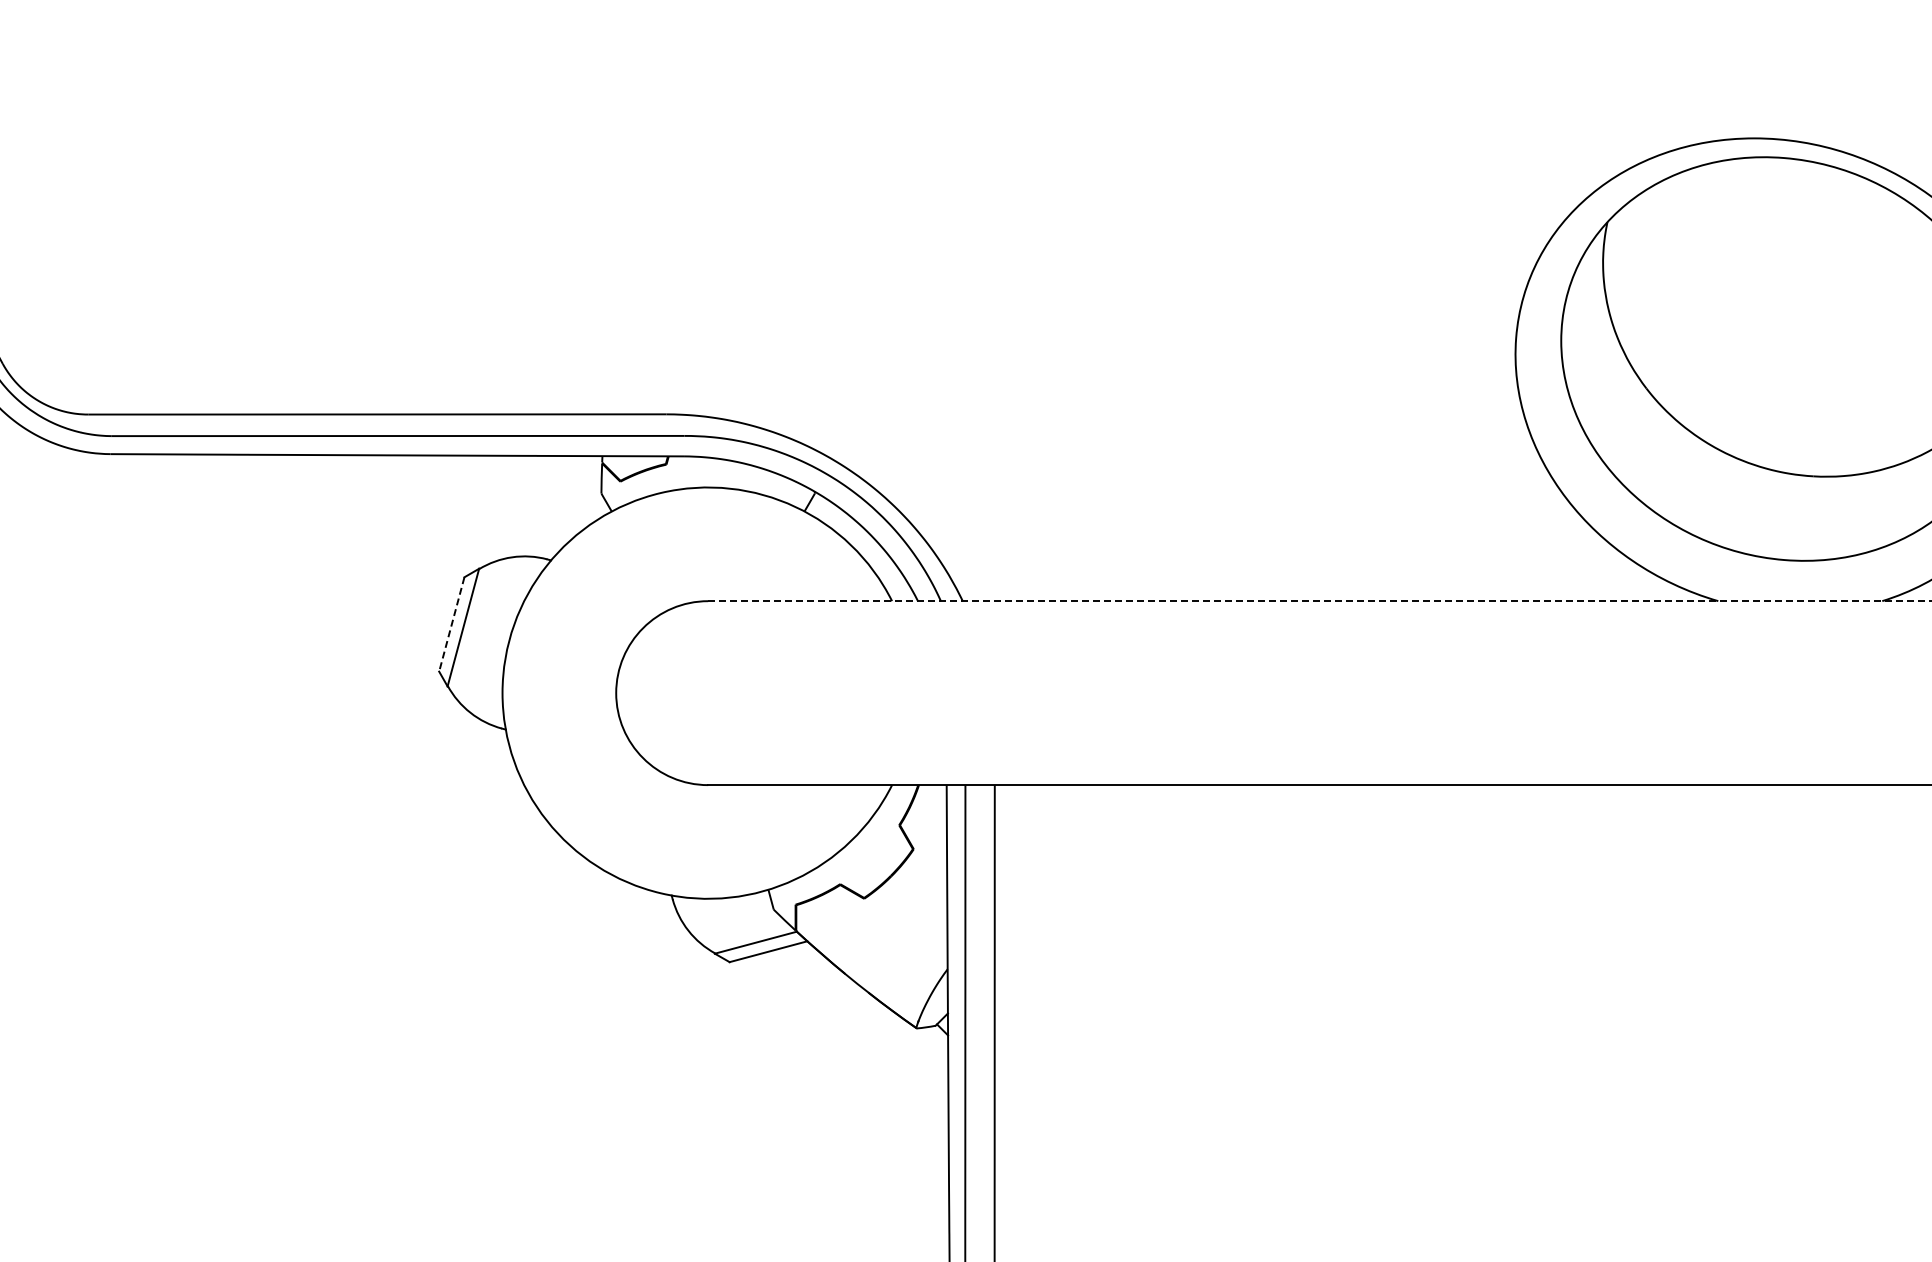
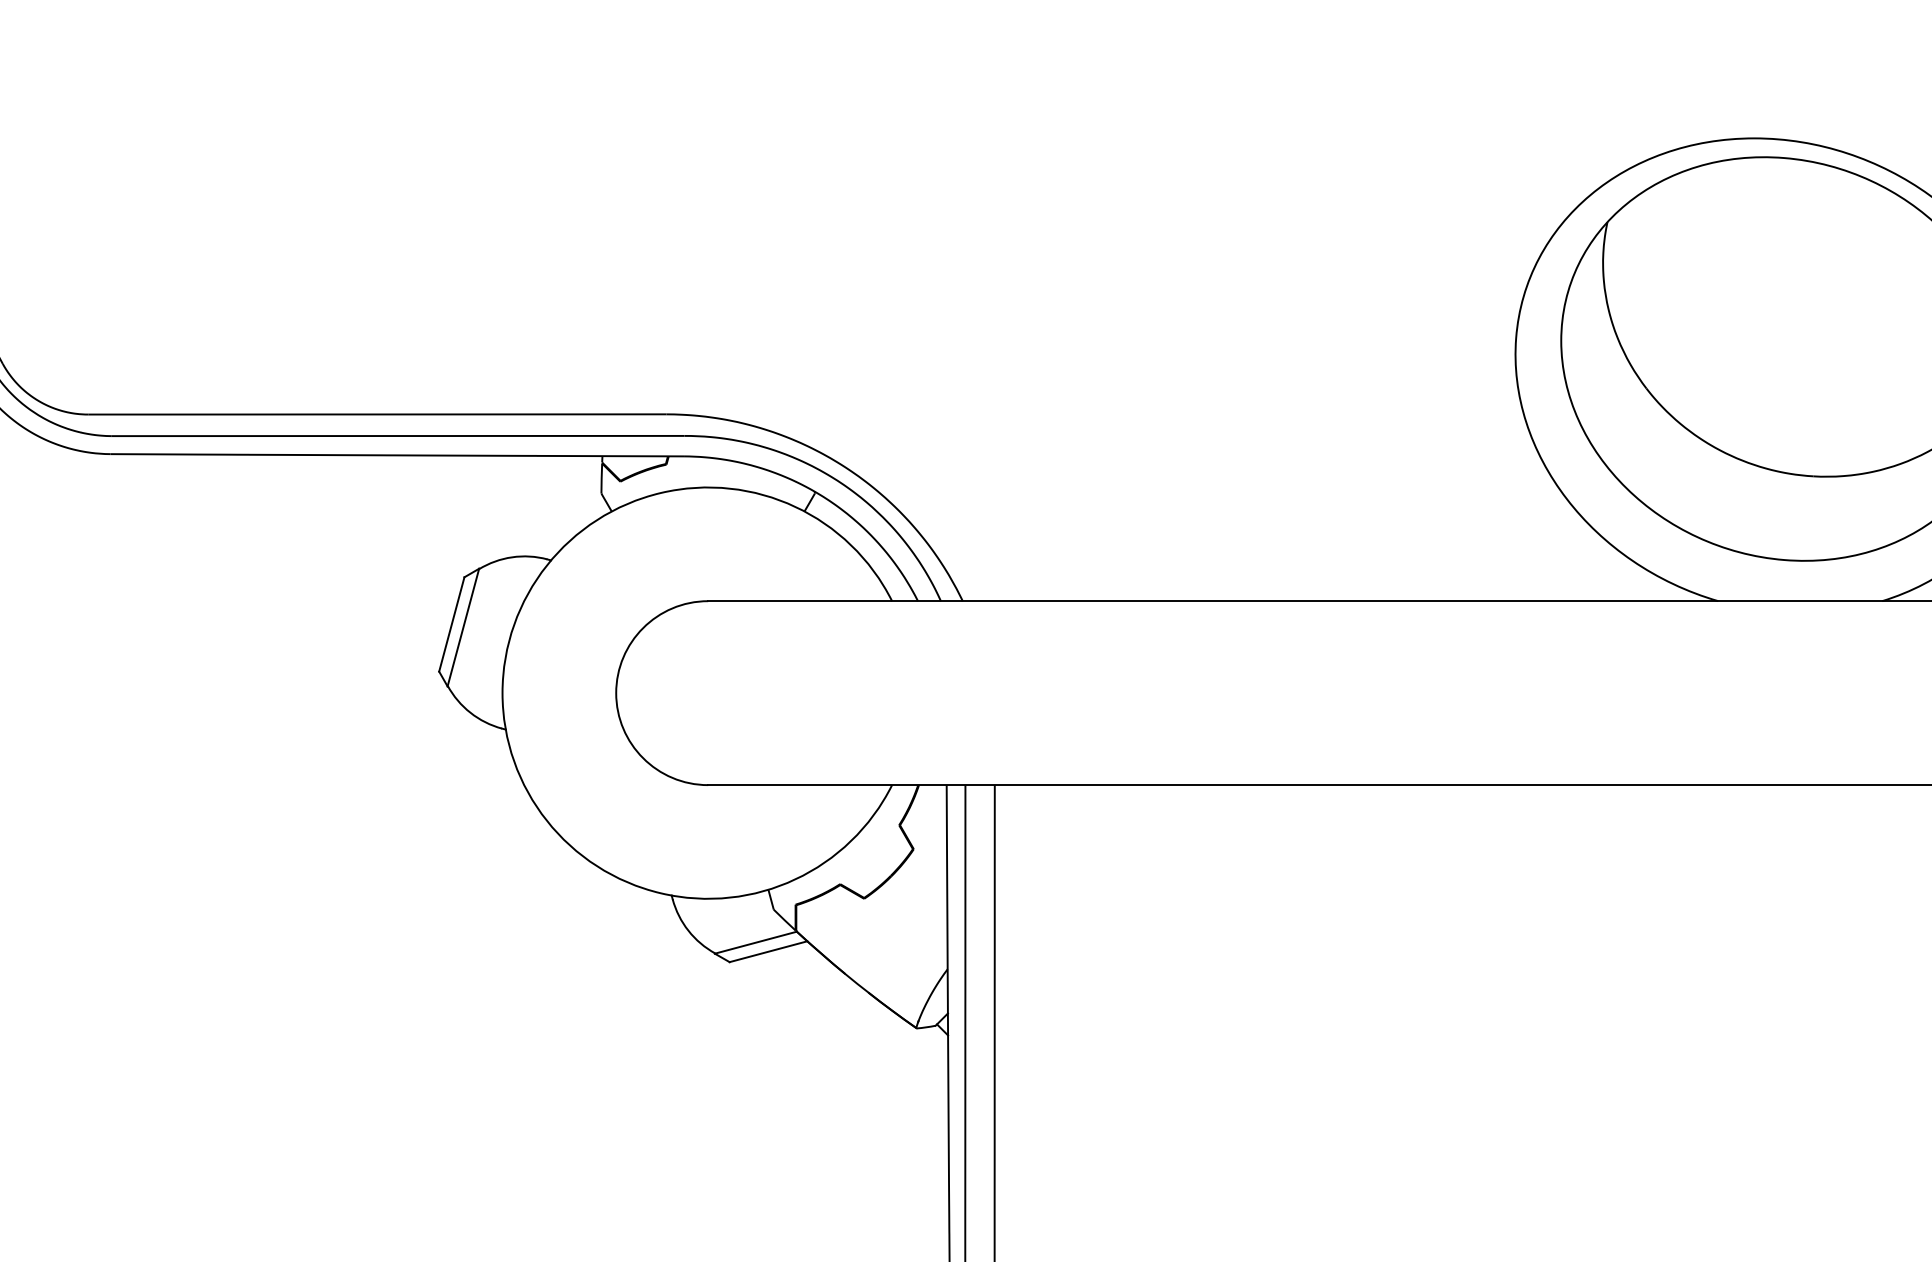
line: dashed -> solid (1319, 601)
line: dashed -> solid (451, 624)
